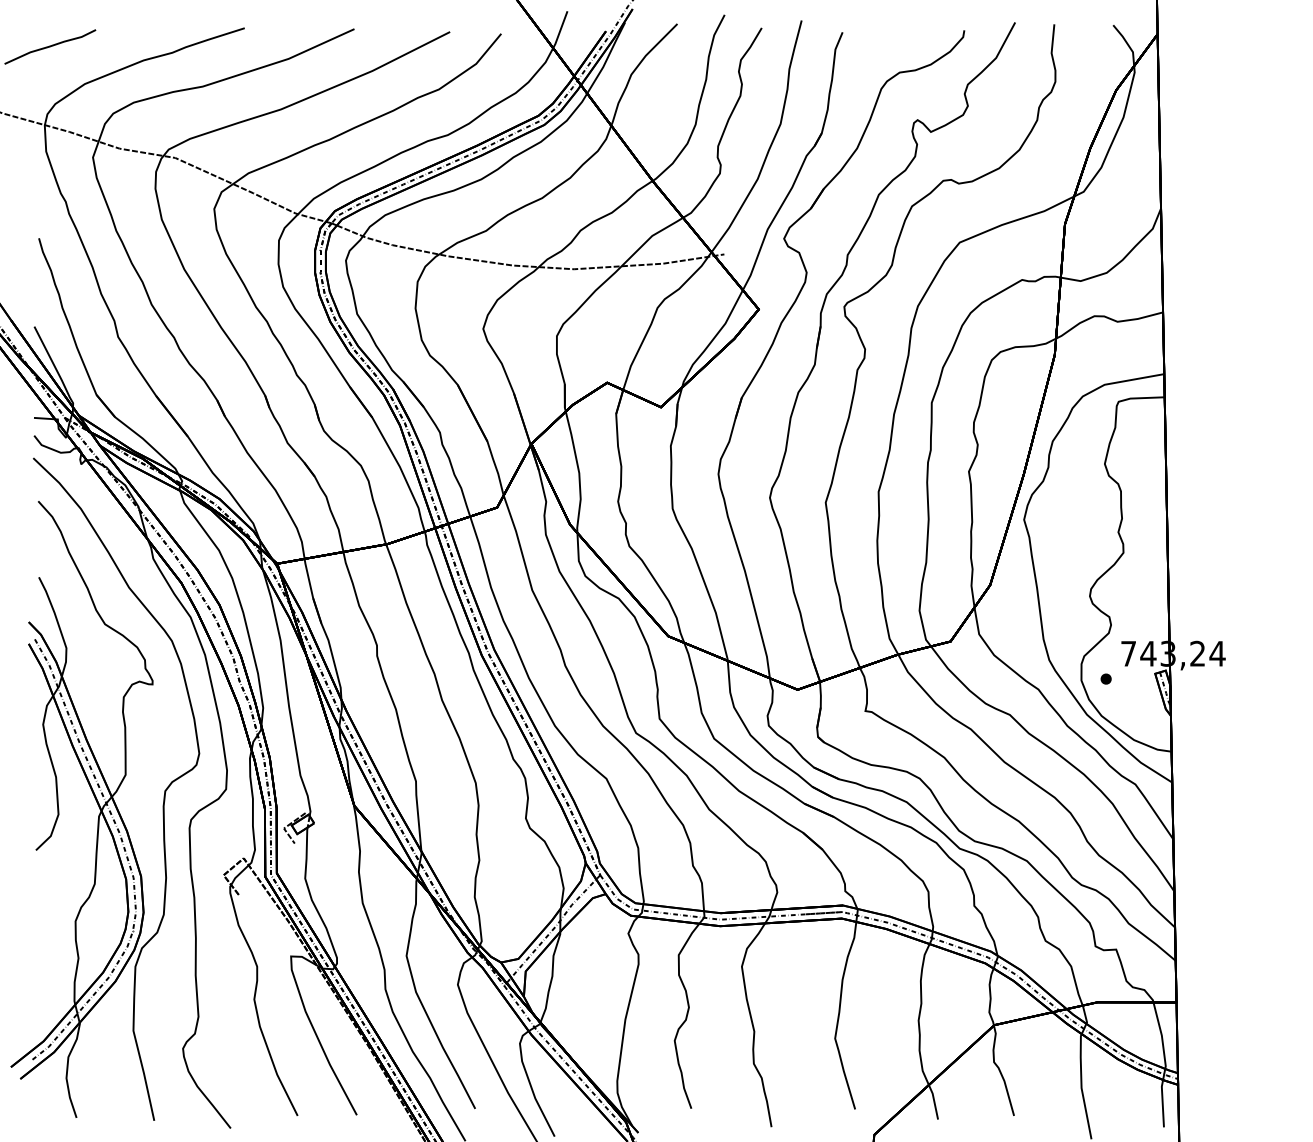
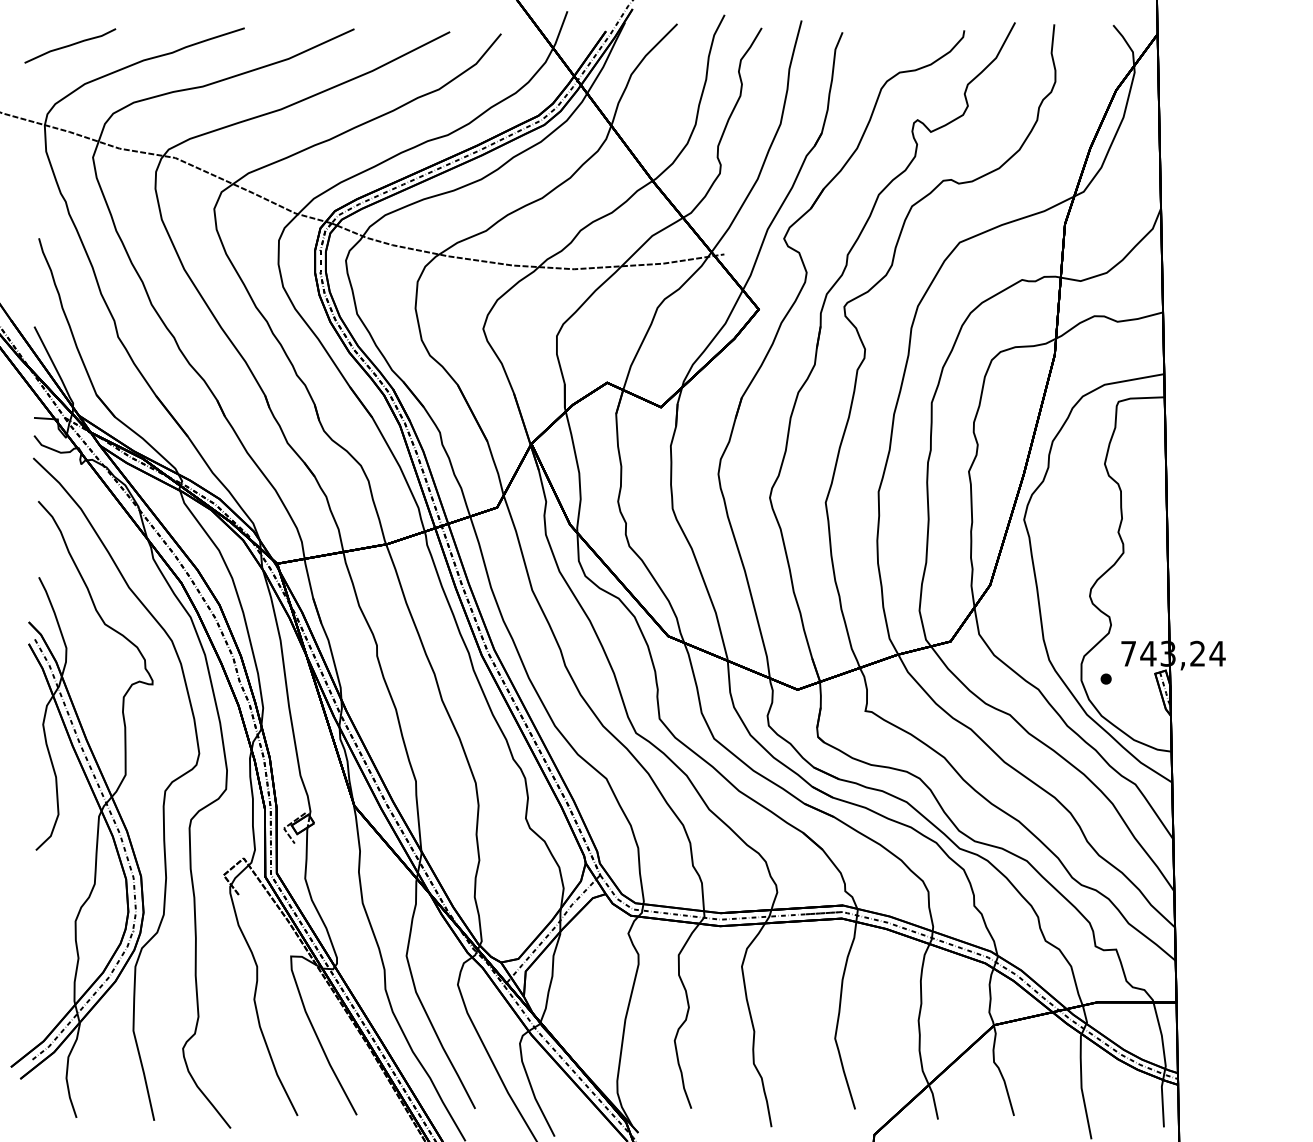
curve position: (50, 46) -> (70, 45) (70, 45)
